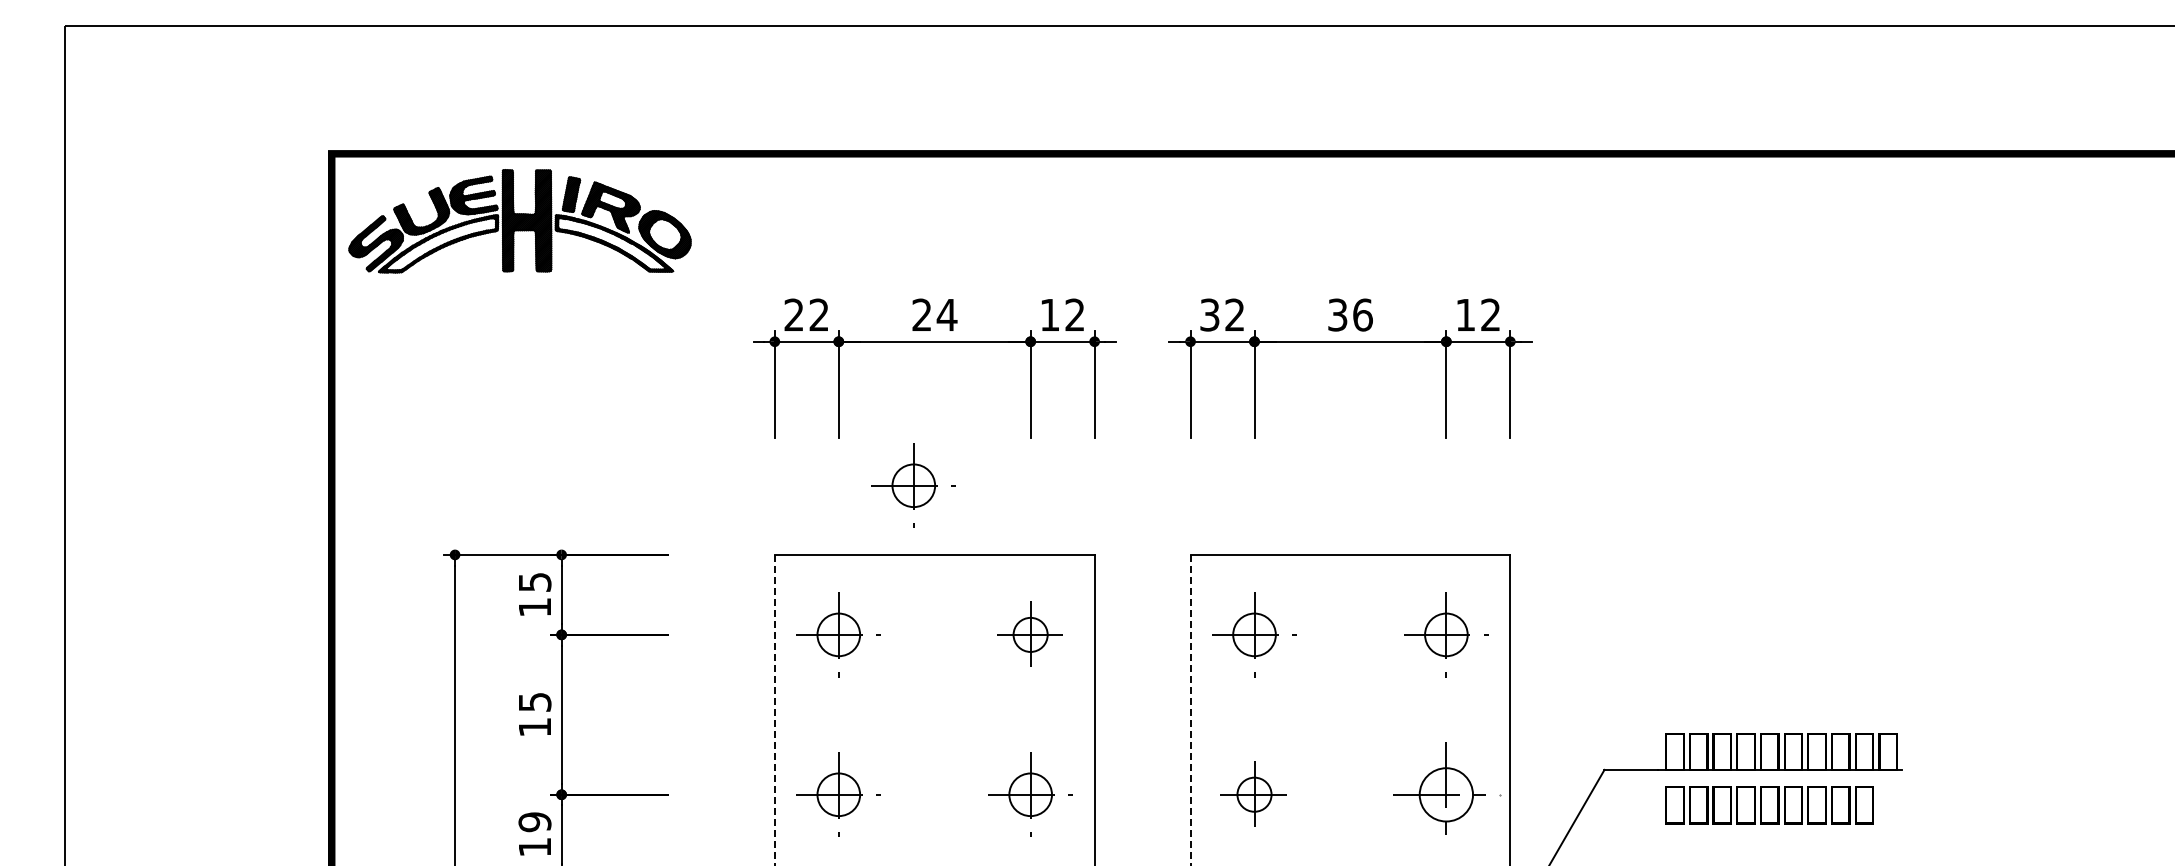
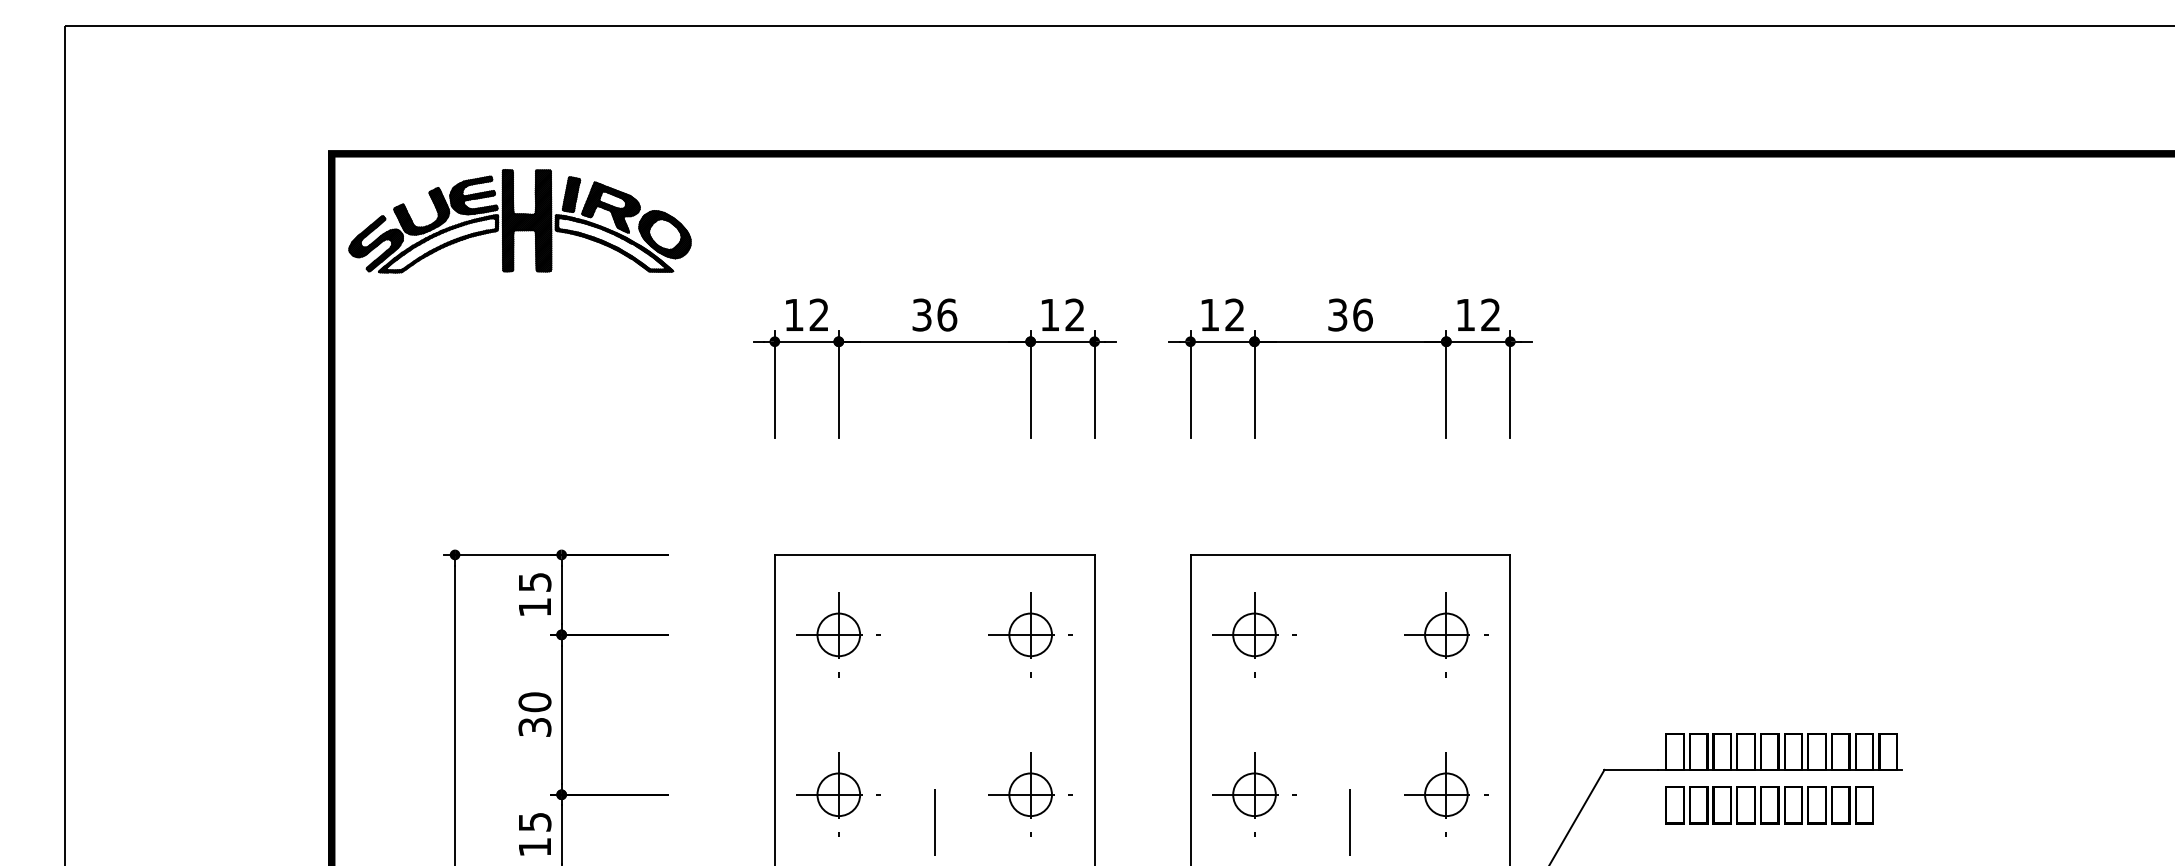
text: 22 -> 12 (793, 314)
text: 24 -> 36 (934, 314)
text: 32 -> 12 (1209, 314)
part: present -> none (913, 485)
part size: 66x66 px -> 85x86 px (1030, 634)
line: dashed -> solid (774, 710)
line: dashed -> solid (1190, 710)
text: 15 -> 30 (534, 714)
part size: 109x93 px -> 85x85 px (1446, 794)
part size: 67x66 px -> 85x85 px (1254, 794)
text: 19 -> 15 (534, 822)
line: none -> present (934, 825)
line: none -> present (1350, 825)
